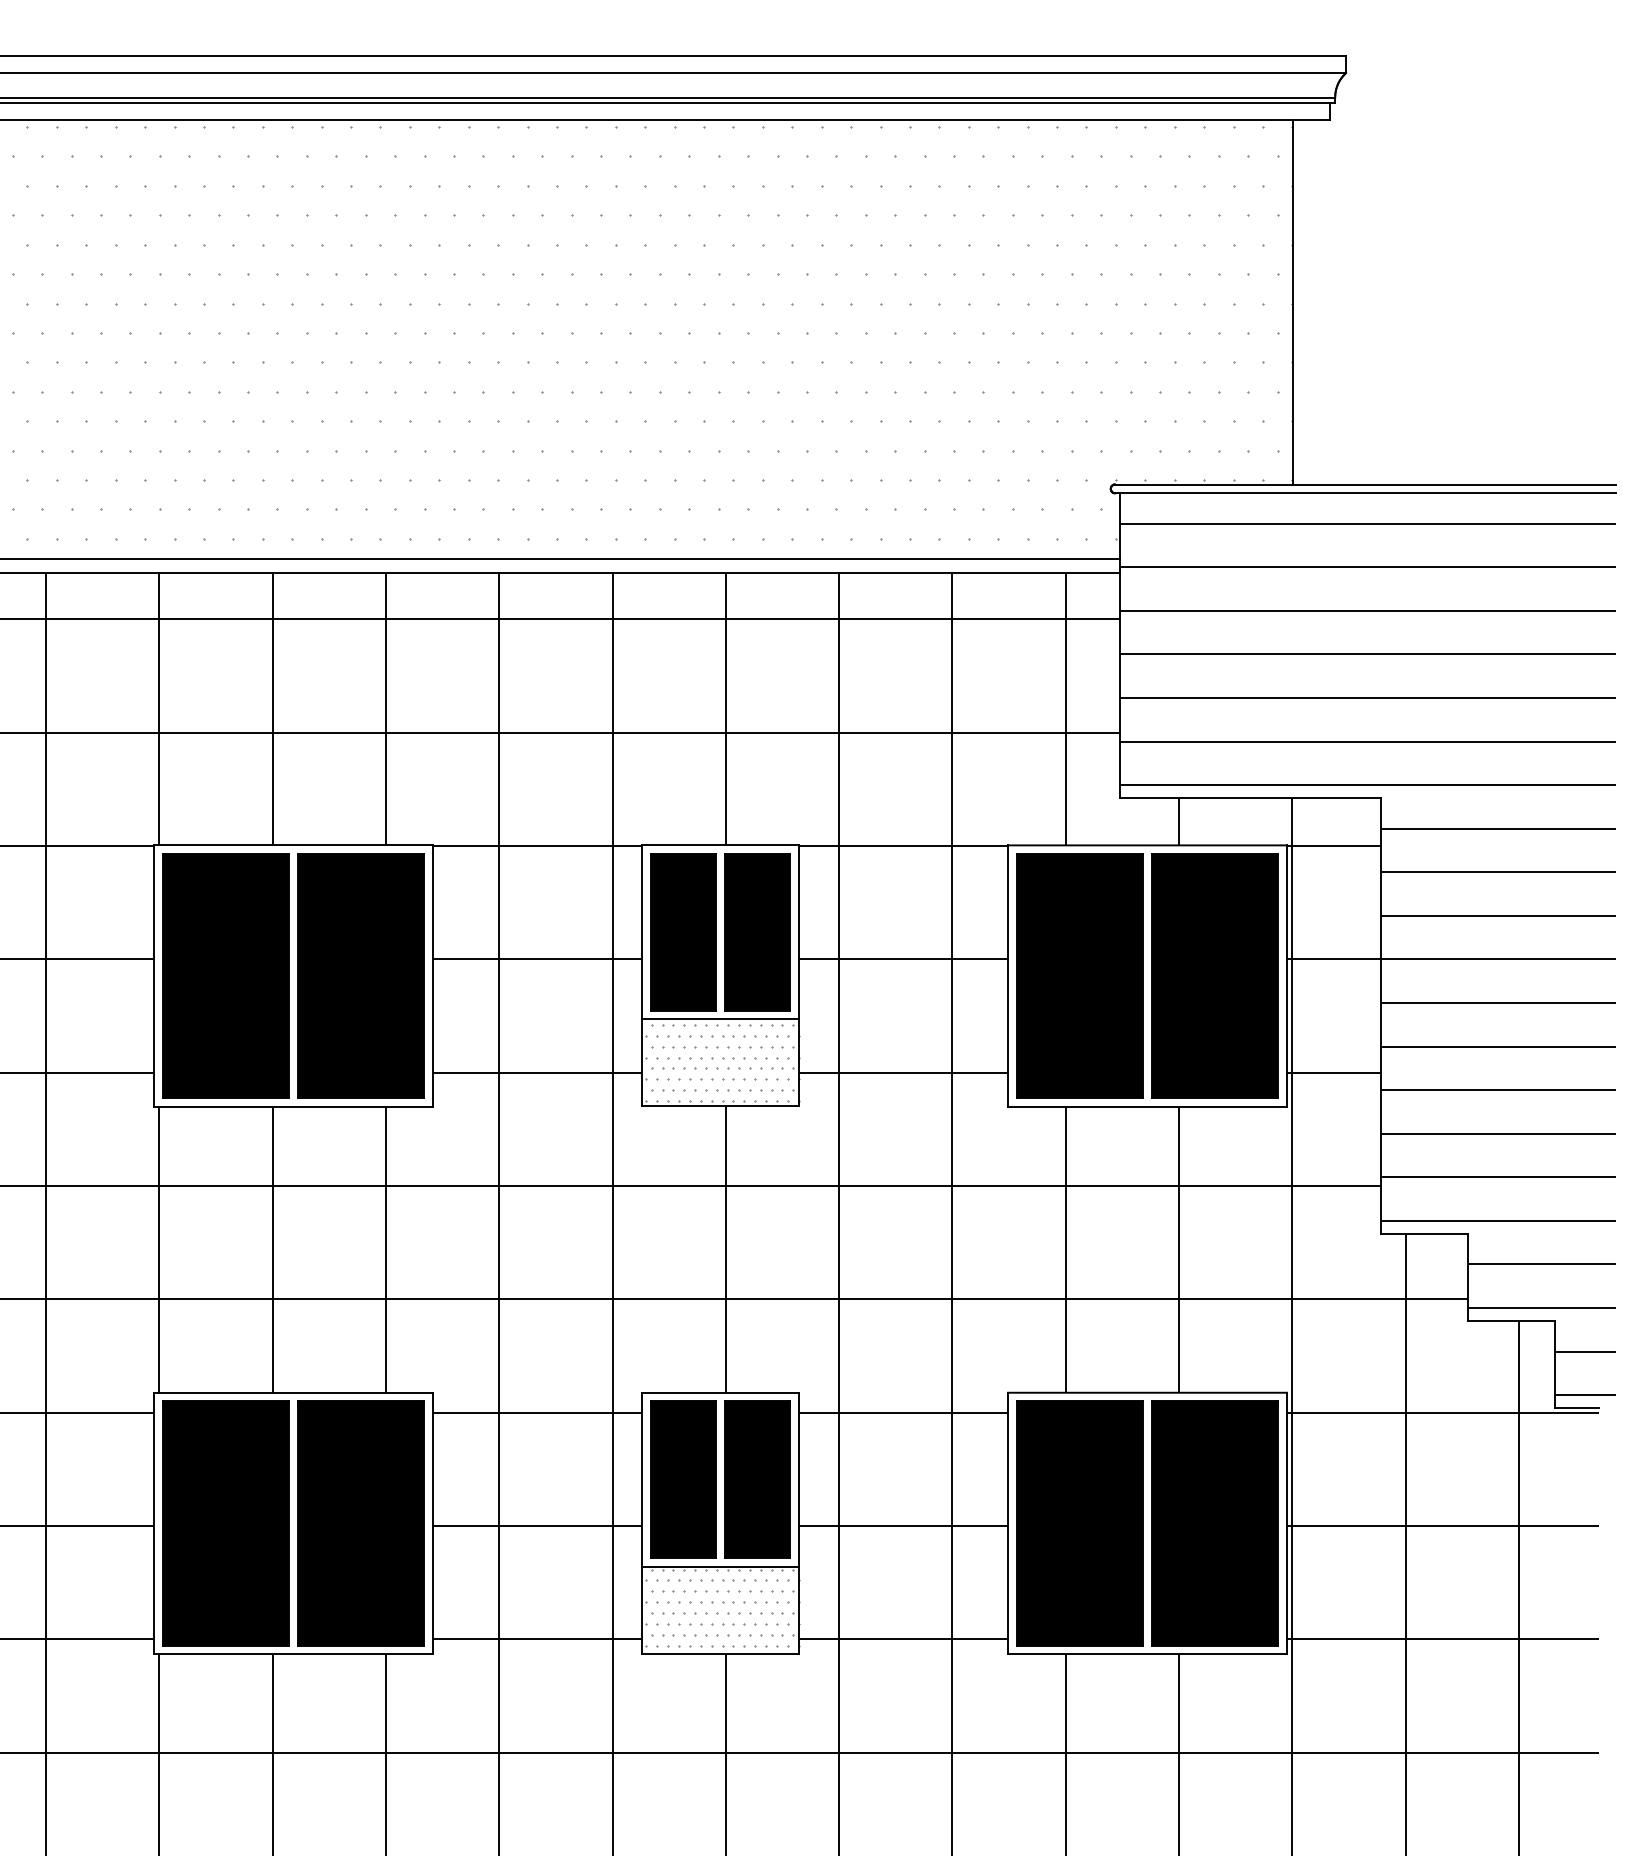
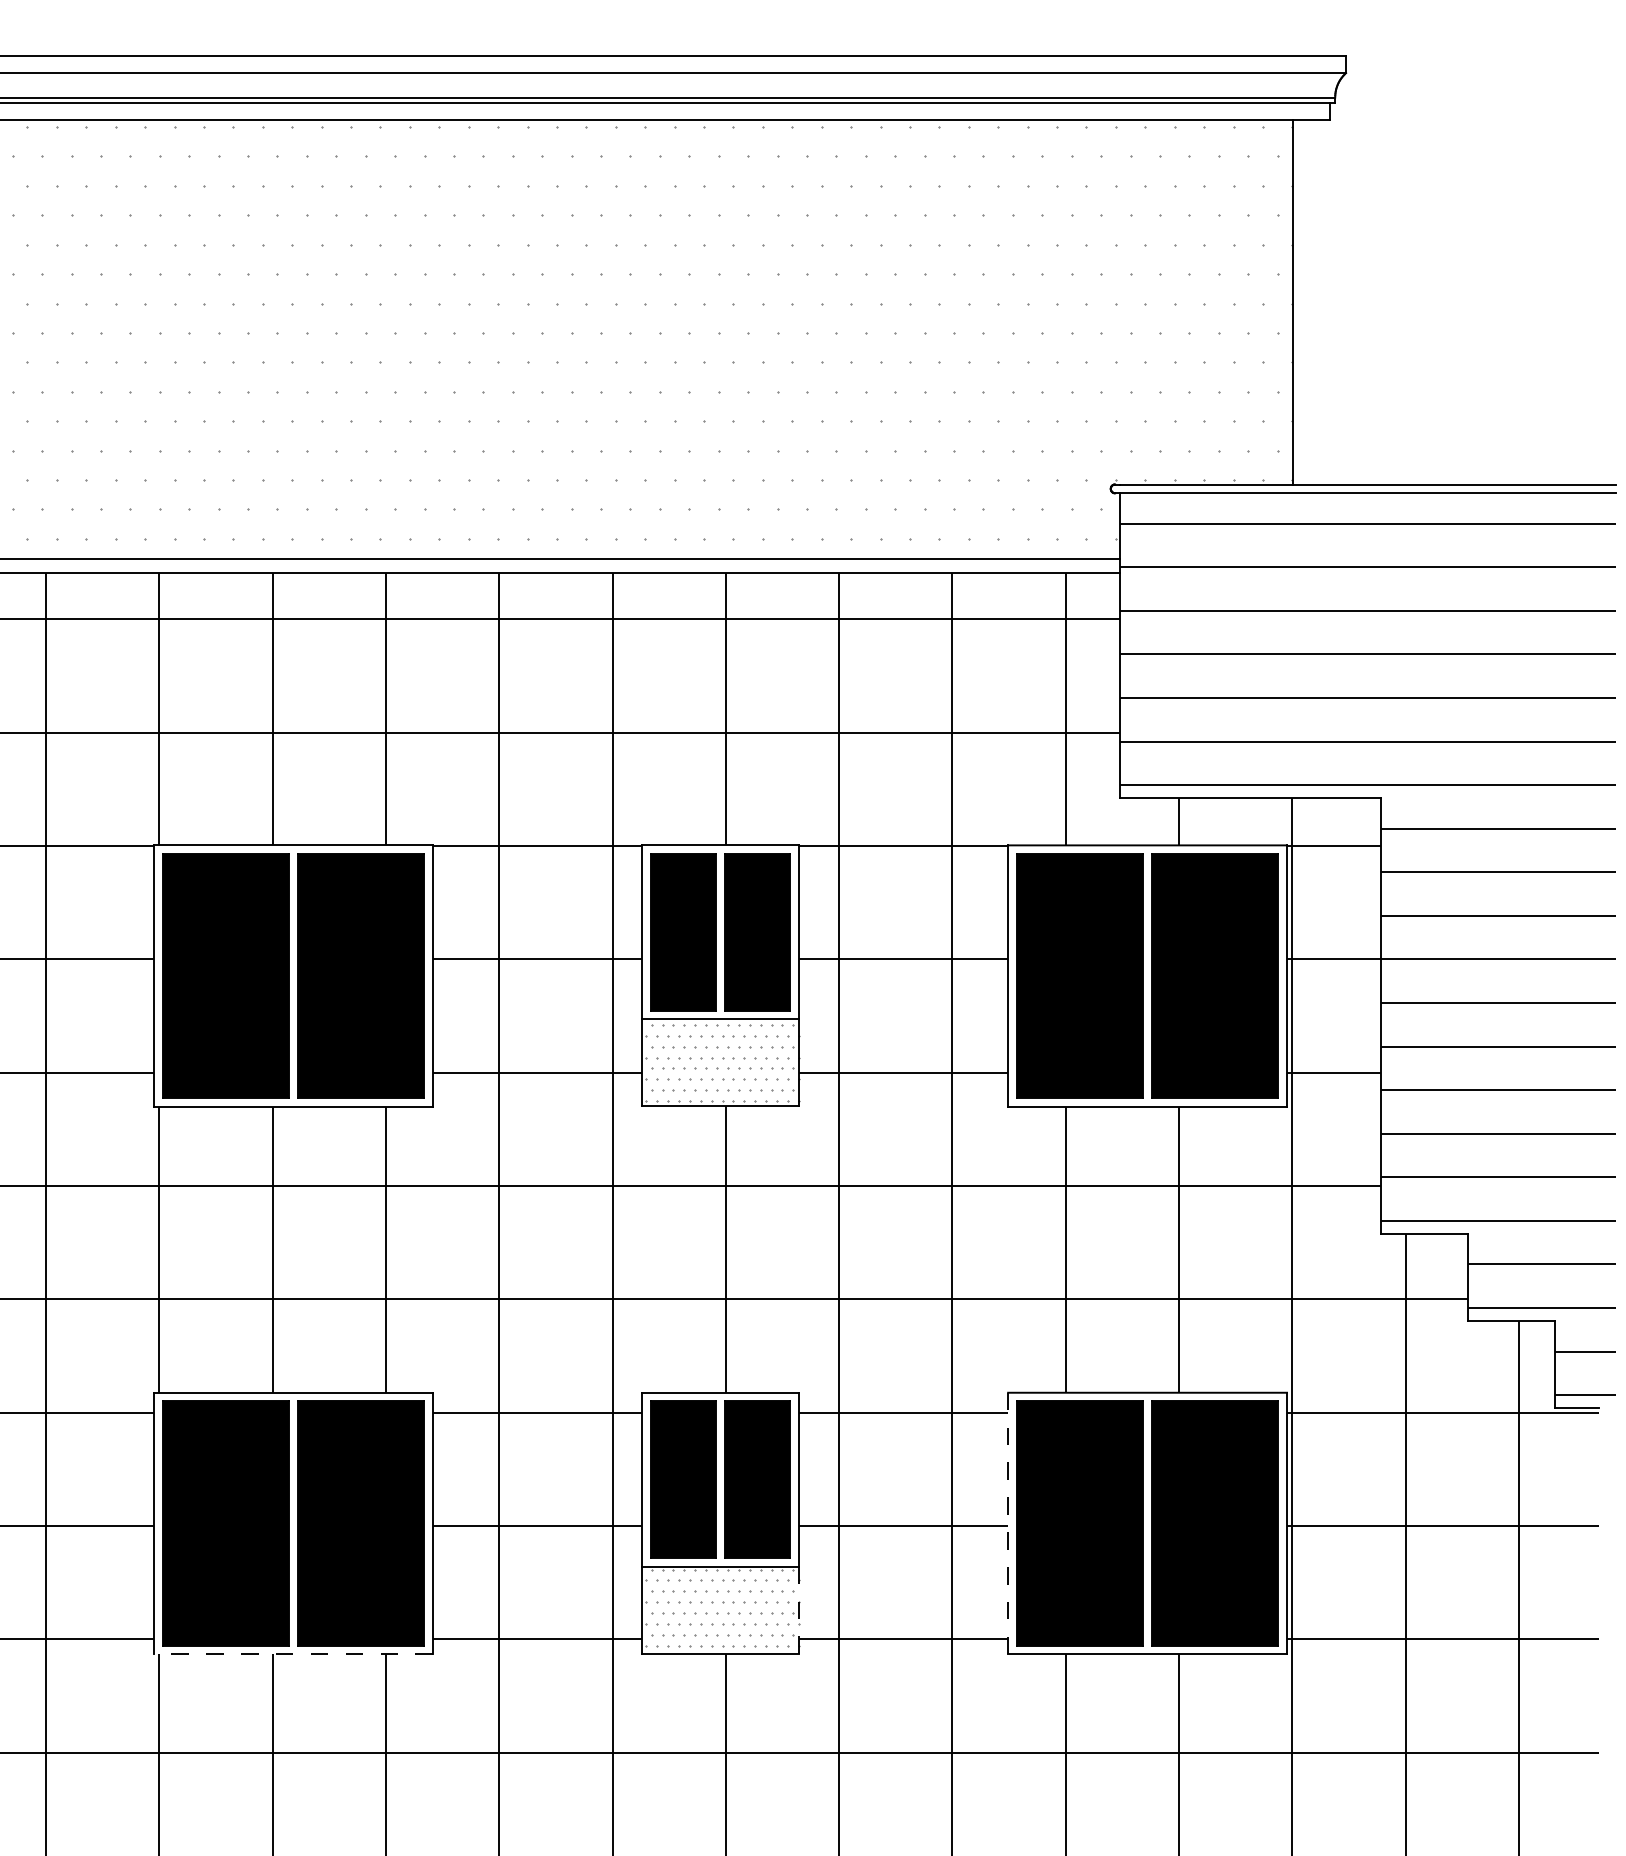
line: solid -> dashed (1008, 1523)
line: solid -> dashed (798, 1610)
line: solid -> dashed (292, 1654)
